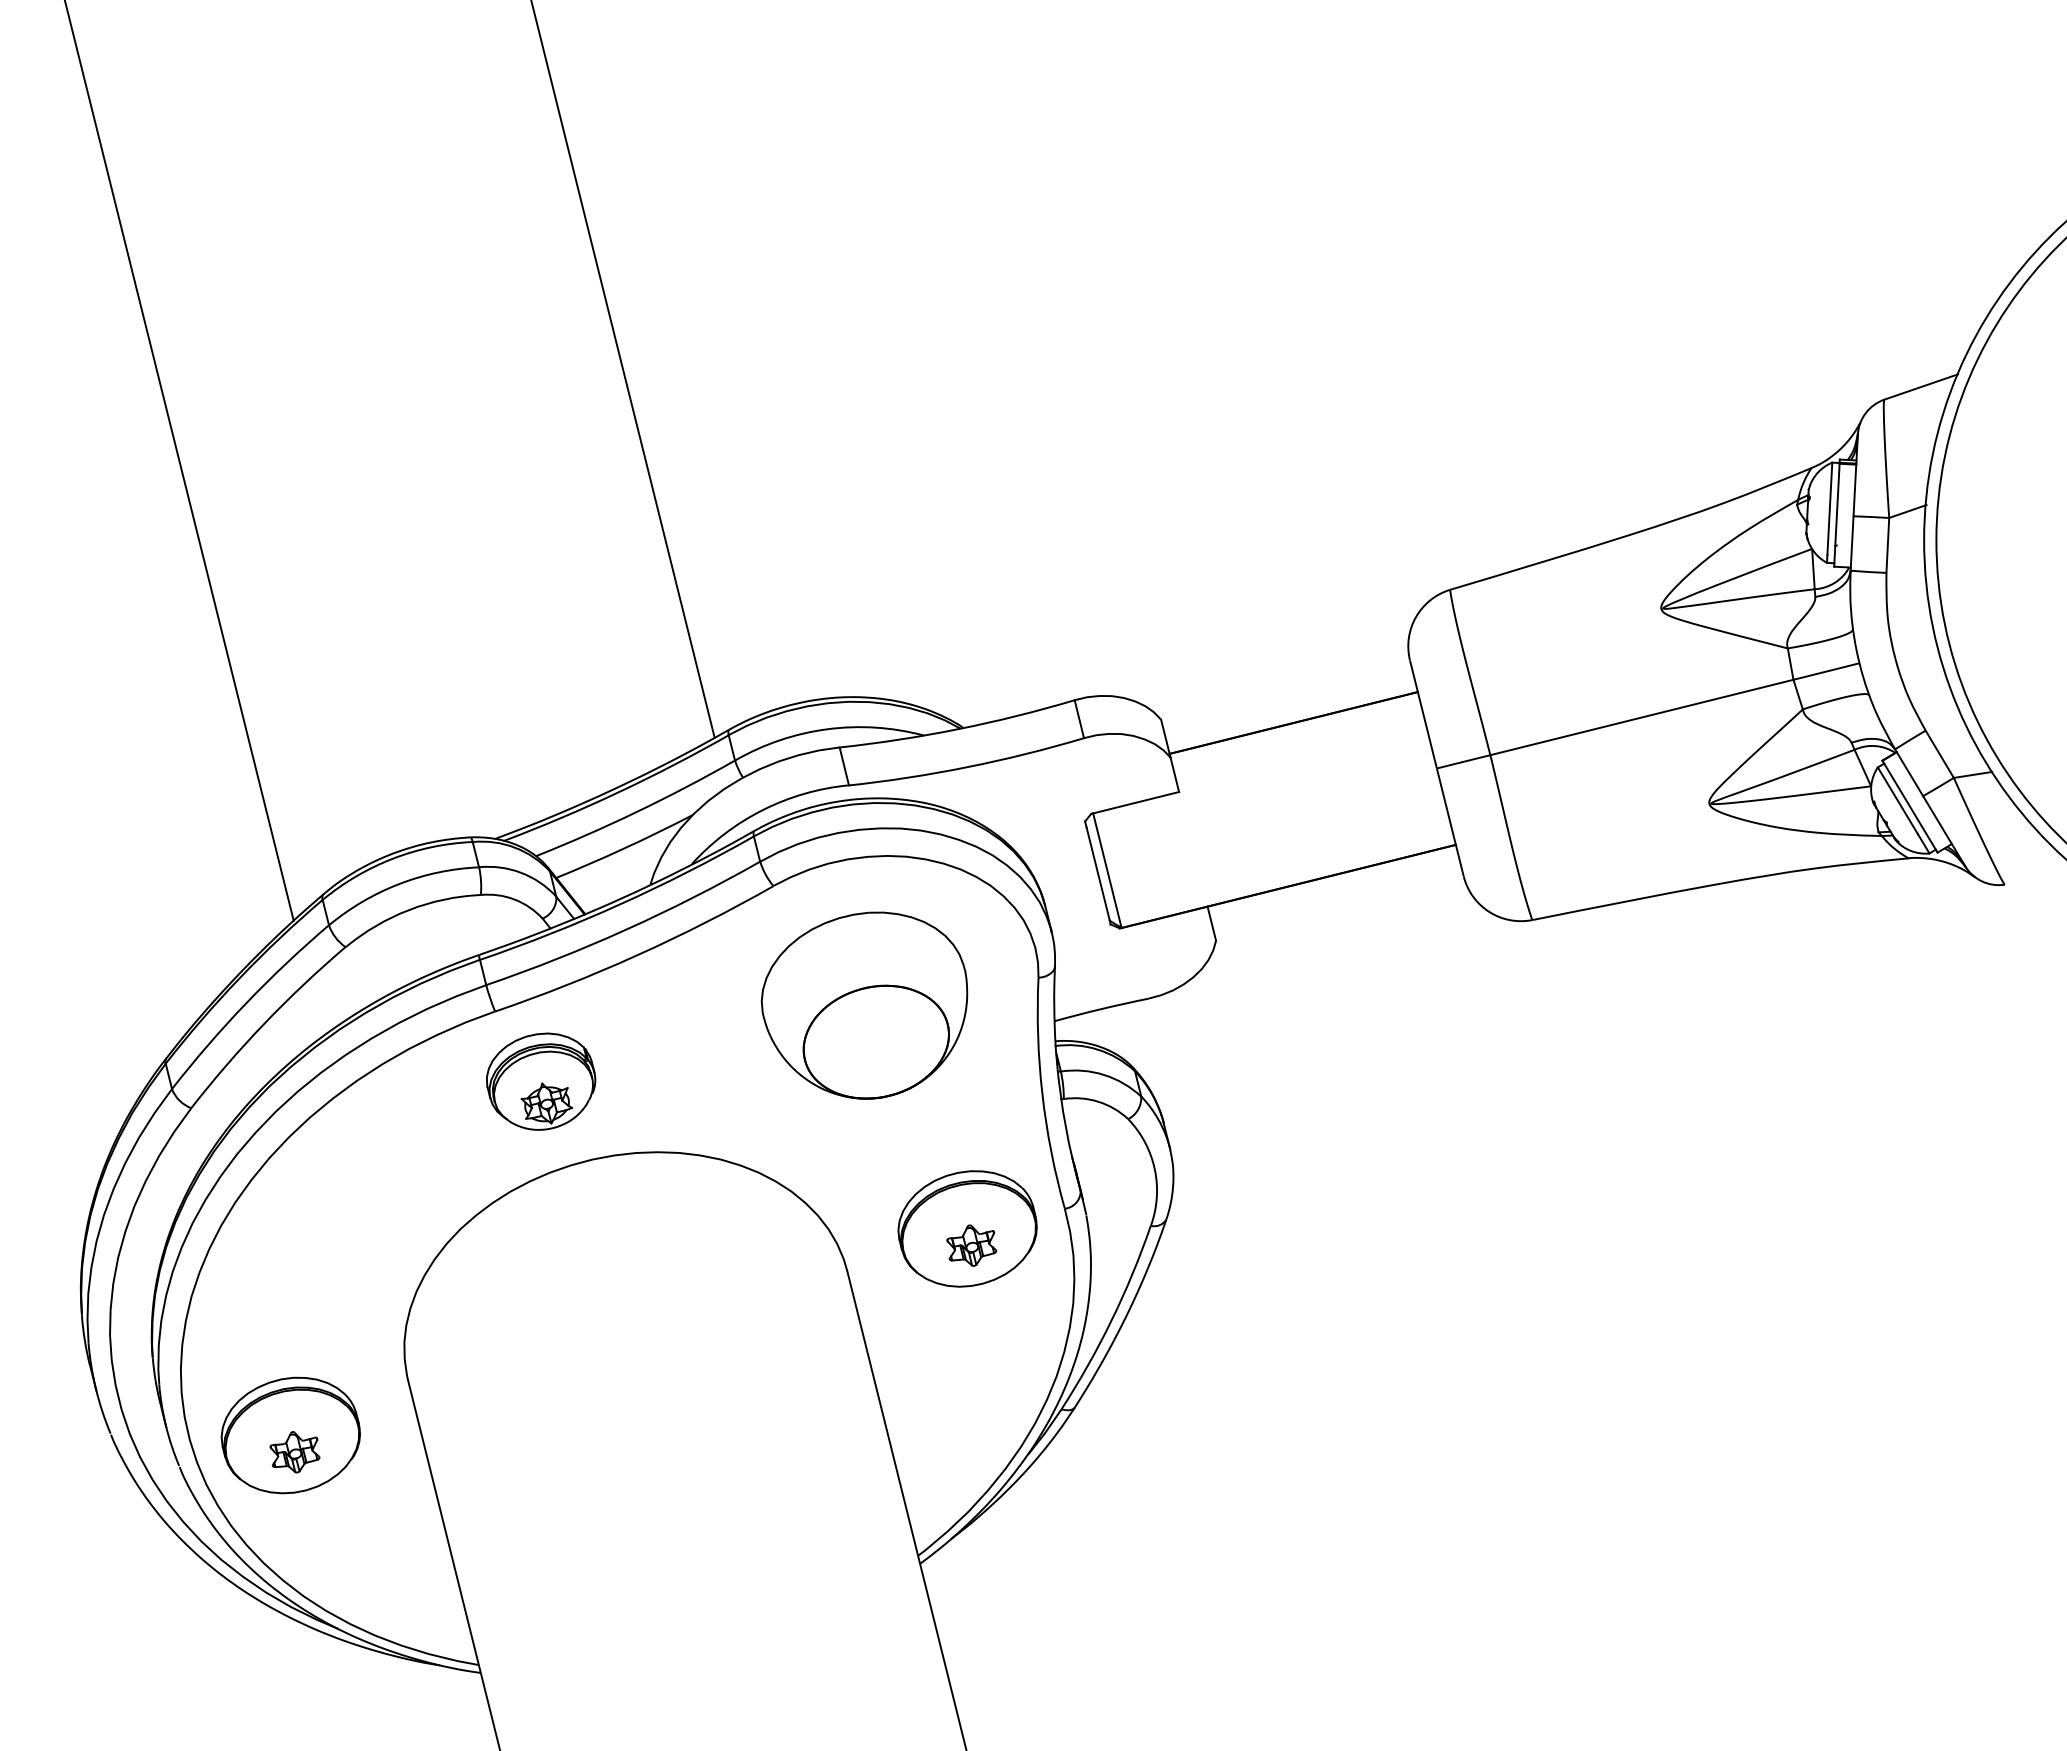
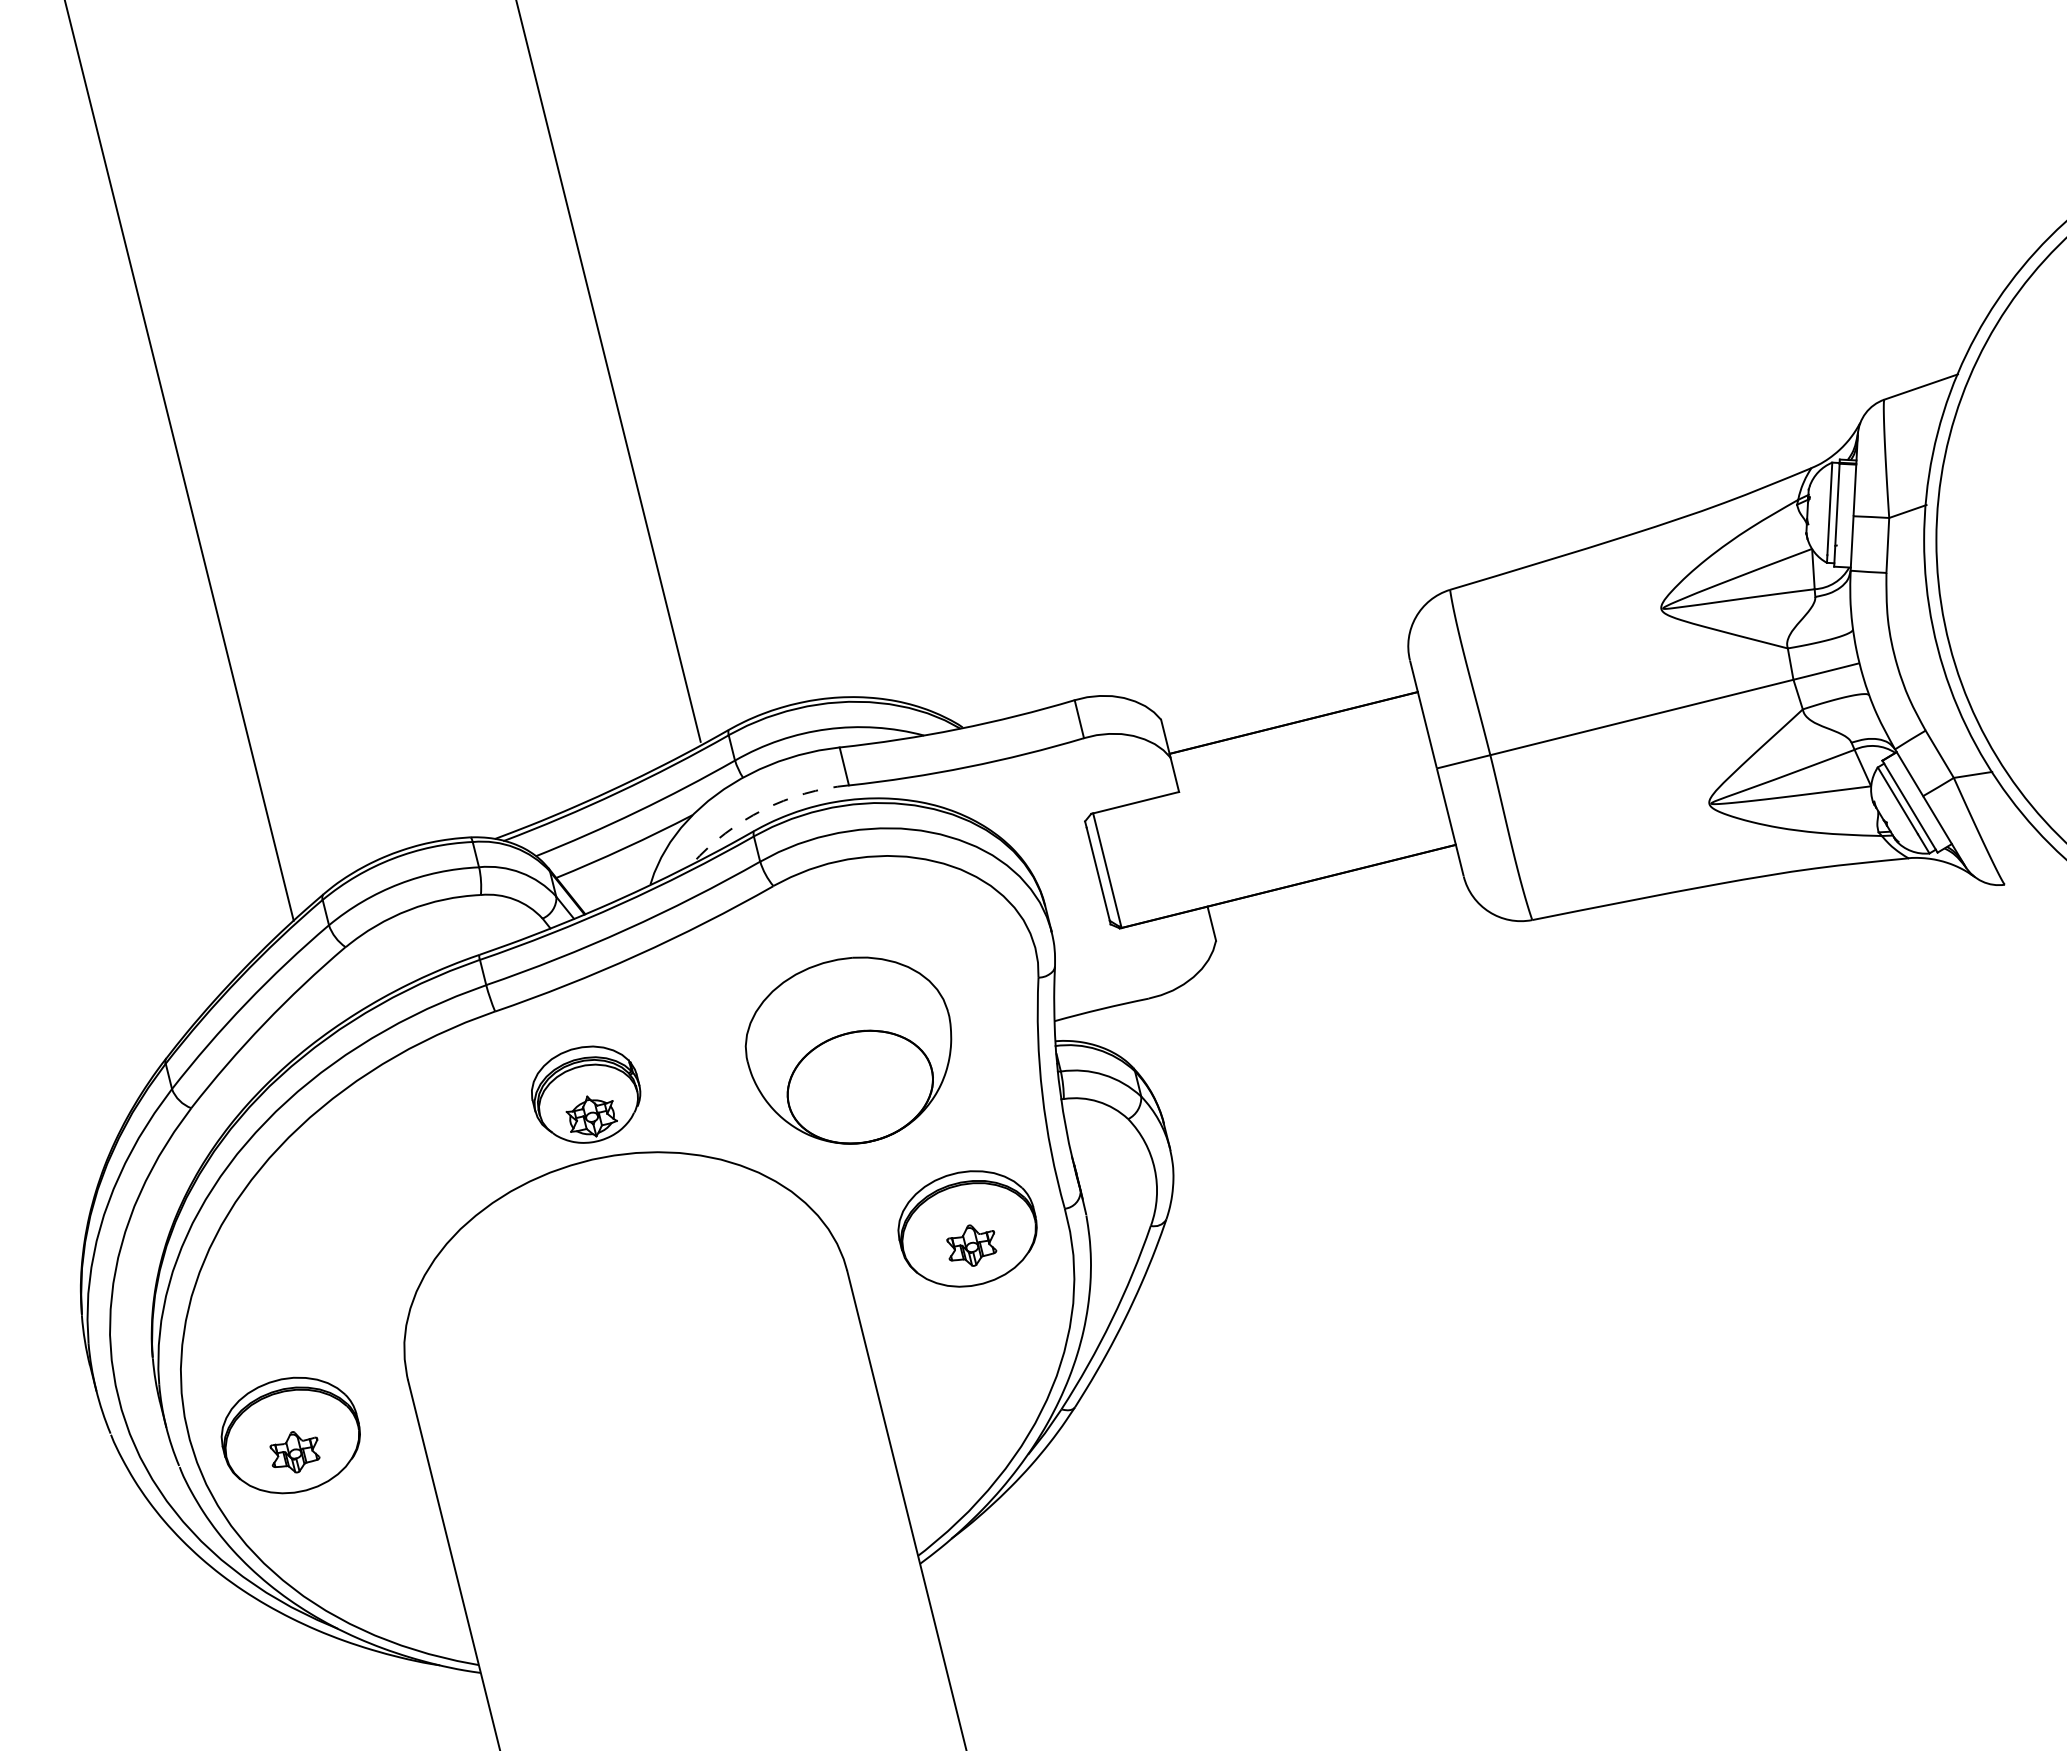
line position: (622, 369) -> (608, 371) (608, 371)
arc: solid -> dashed (763, 809)
part position: (864, 1005) -> (848, 1050) (848, 1050)
part position: (541, 1081) -> (586, 1094) (586, 1094)
